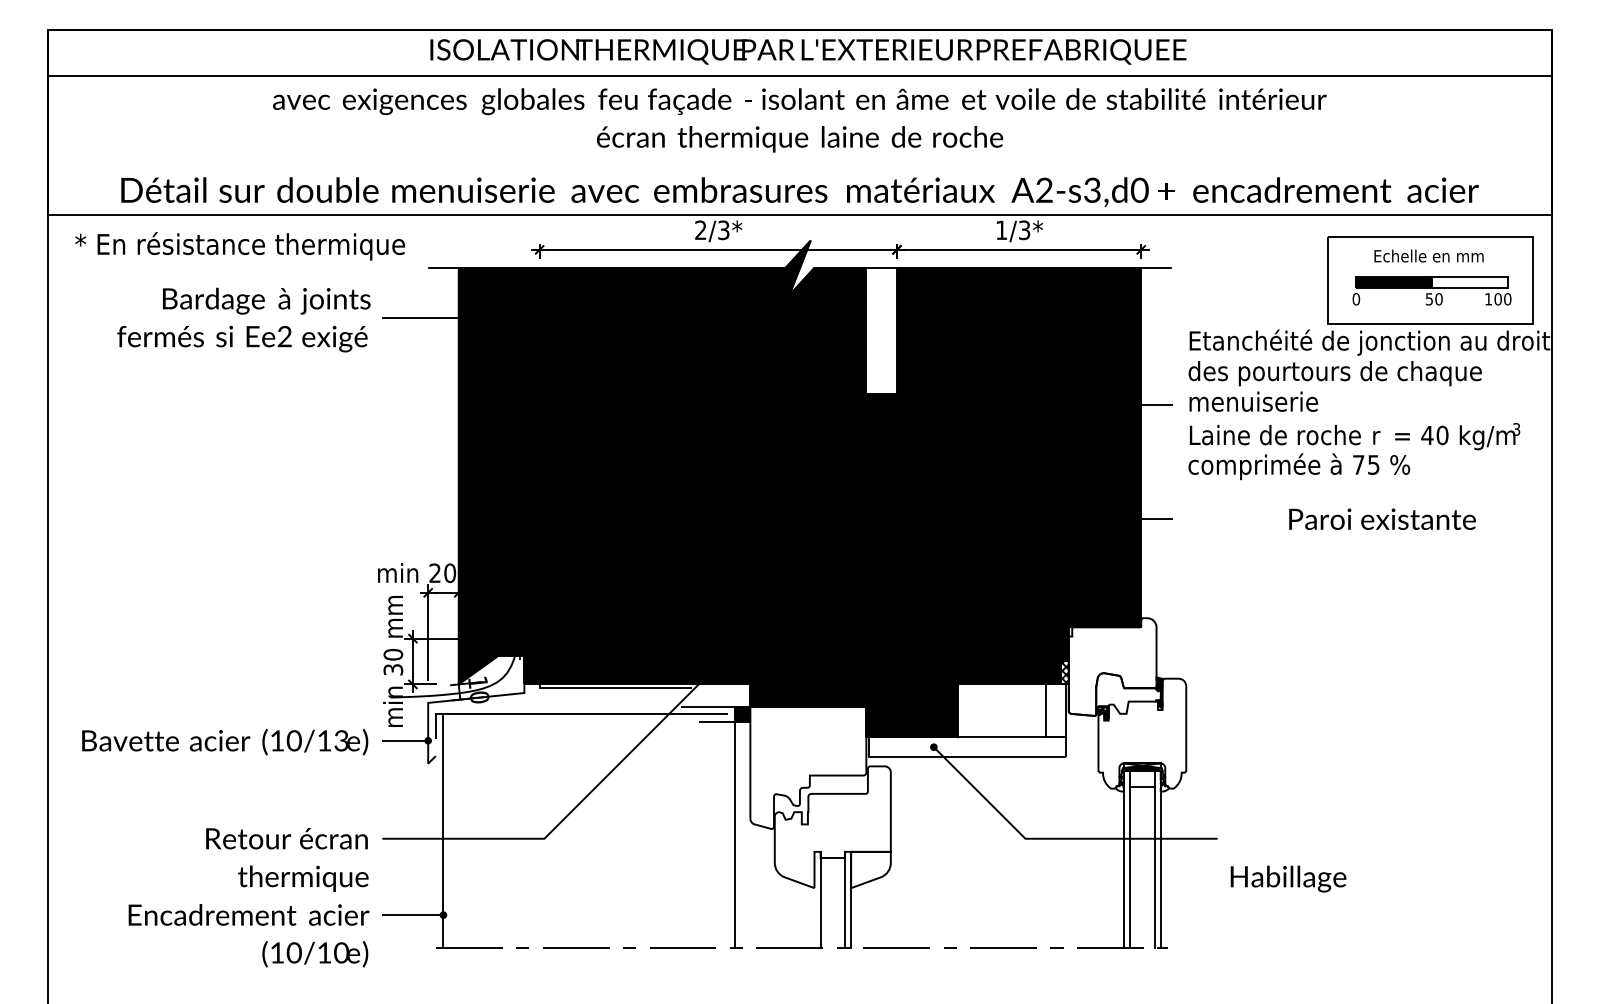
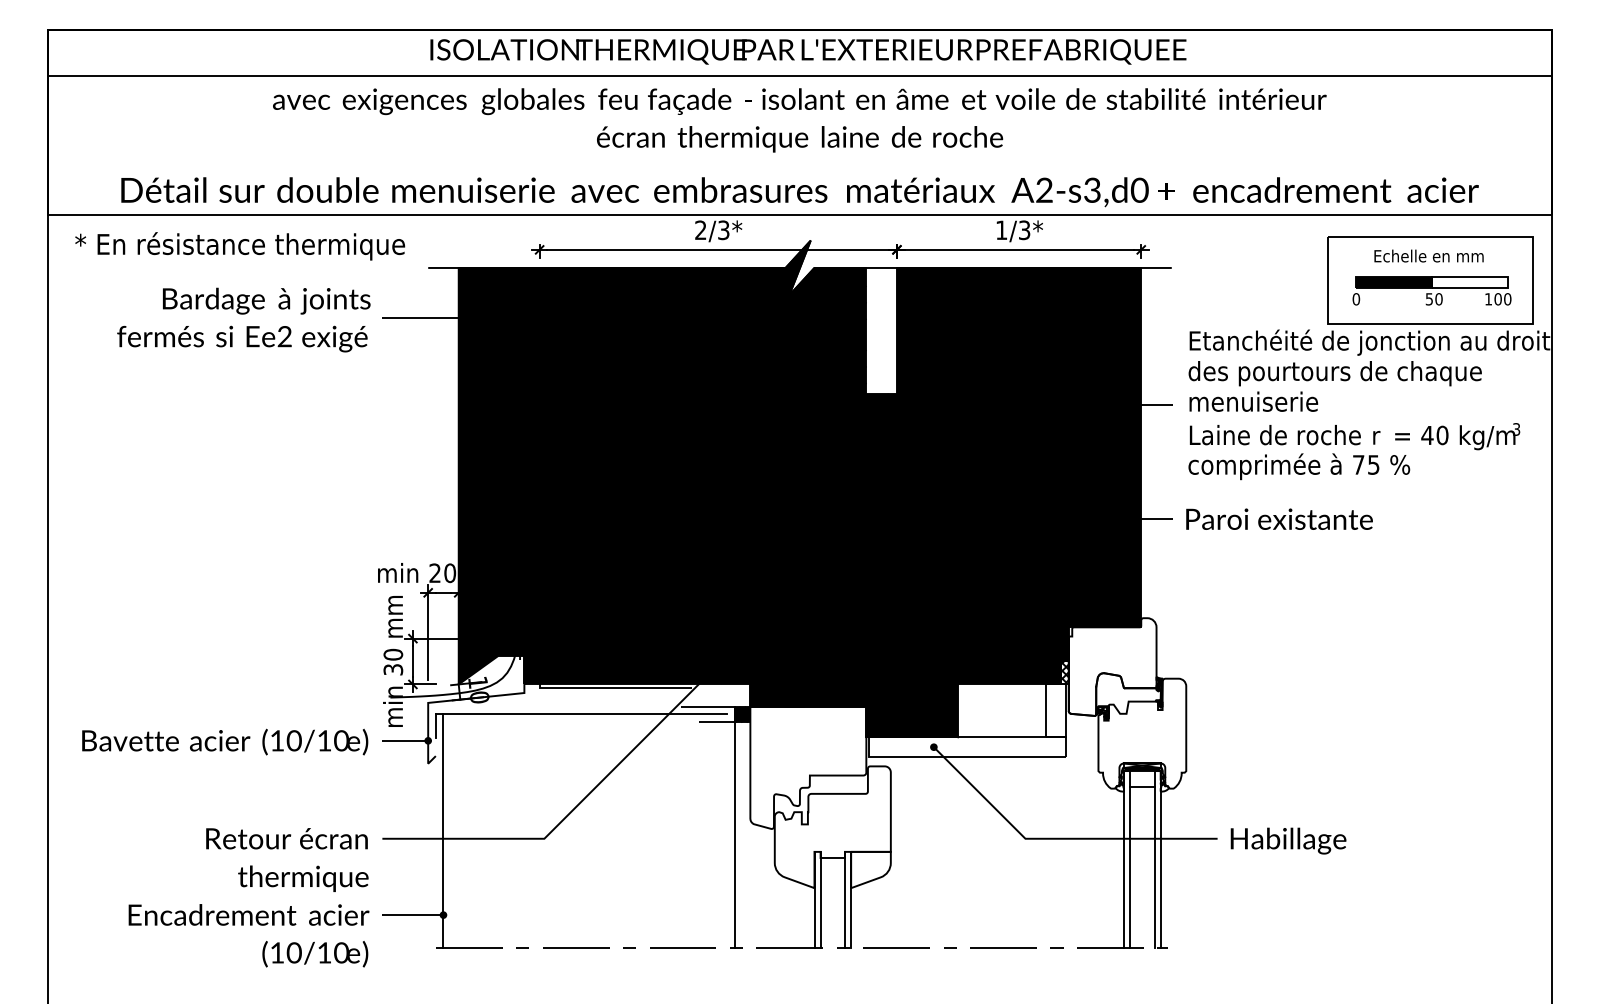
text position: (1382, 518) -> (1279, 518) (1279, 518)
text: (10/13 -> (10/10 (341, 740)
text position: (1288, 878) -> (1288, 840) (1288, 840)
line: none -> present (814, 899)
